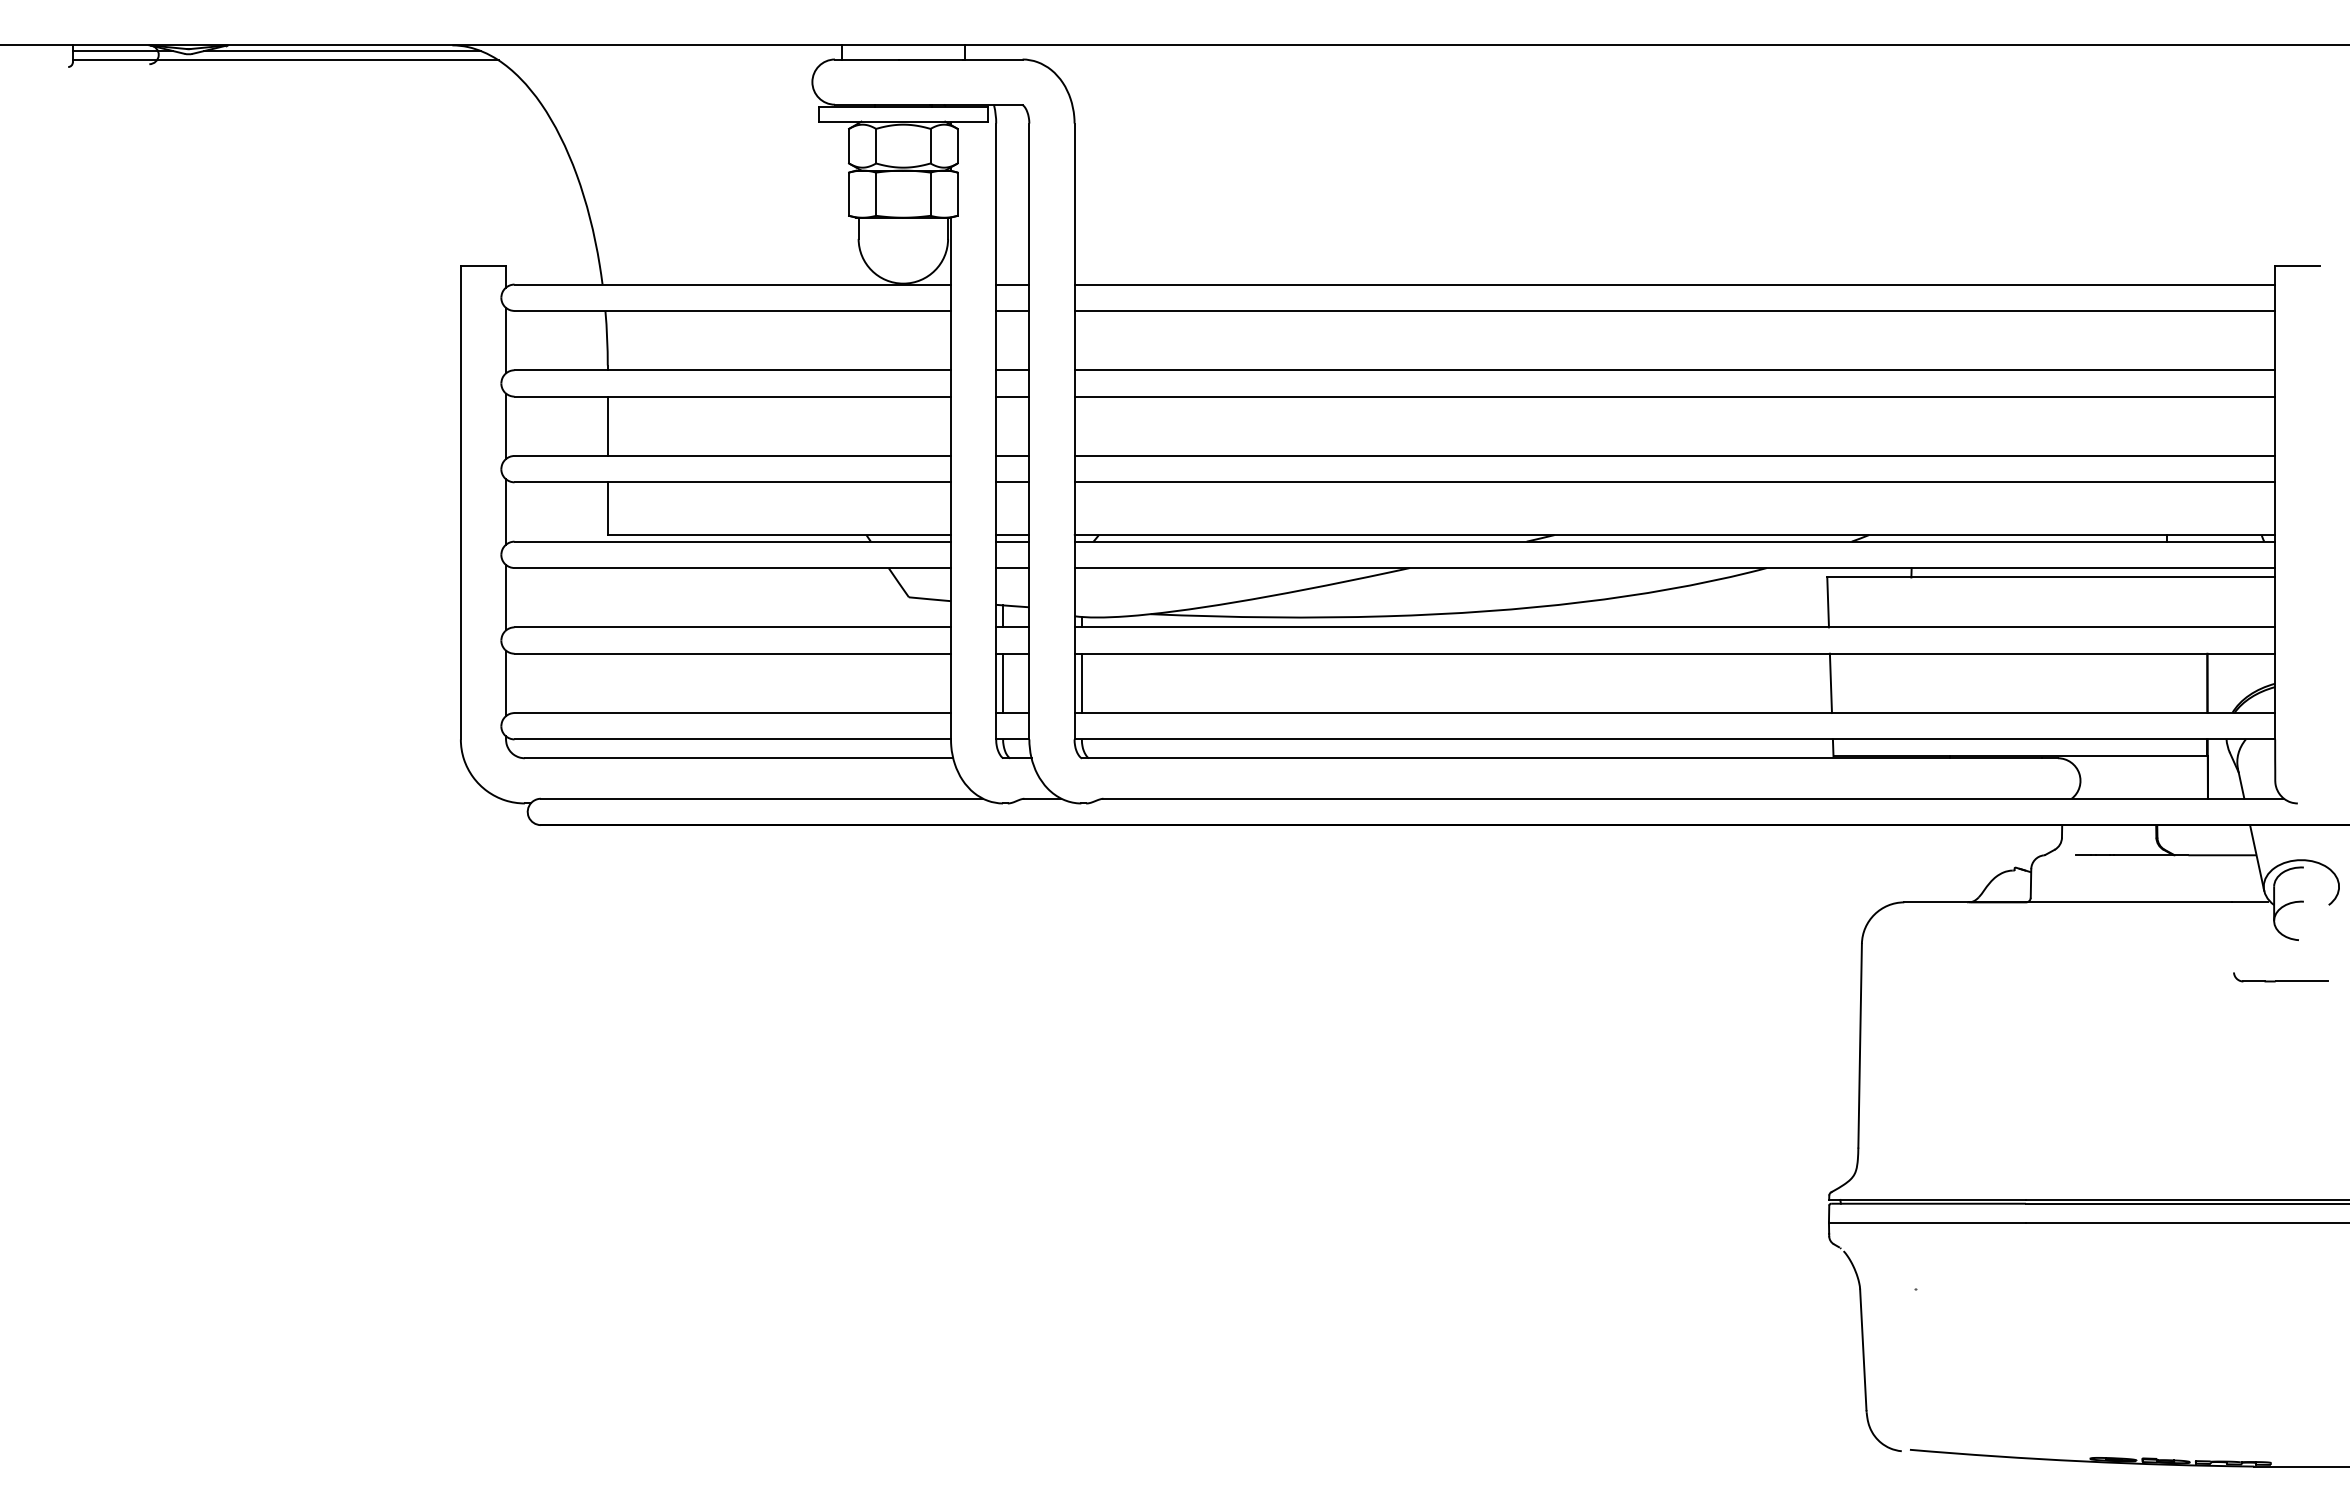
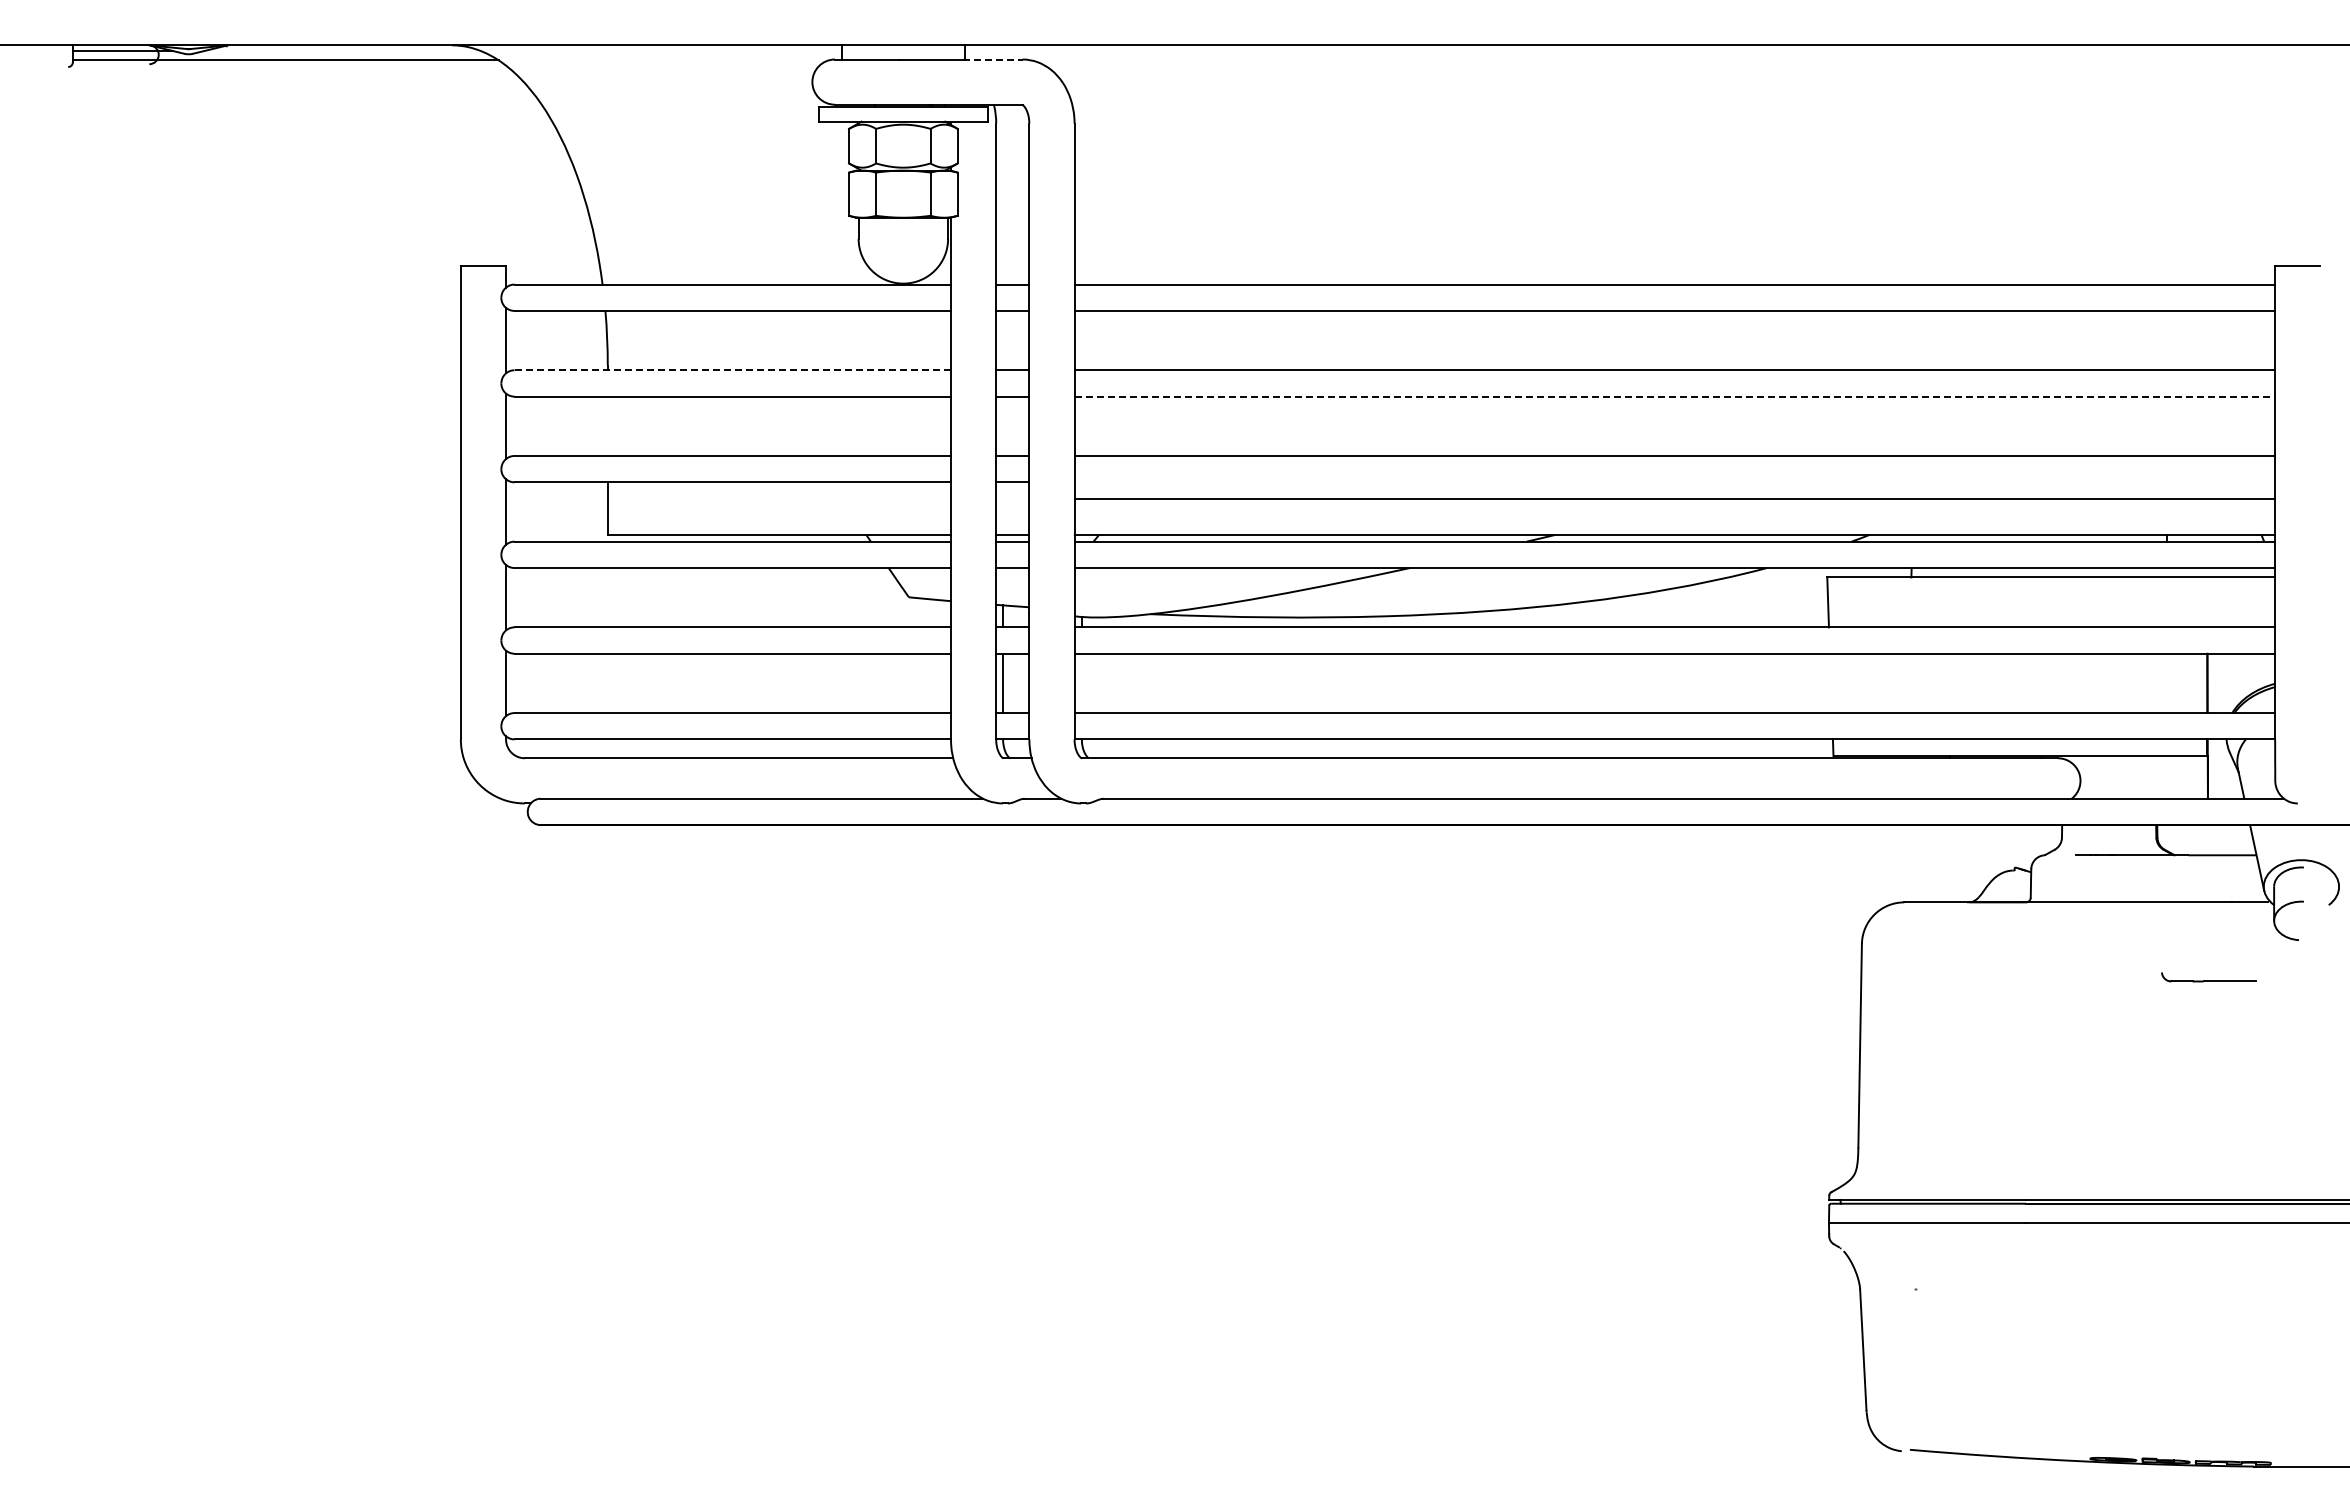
line: present -> none (342, 51)
line: solid -> dashed (992, 59)
line: solid -> dashed (732, 370)
line: solid -> dashed (1675, 396)
line: present -> none (607, 425)
line position: (1674, 482) -> (1674, 499) (1674, 499)
line: present -> none (1081, 683)
line: present -> none (1830, 683)
part position: (2280, 977) -> (2208, 977) (2208, 977)
